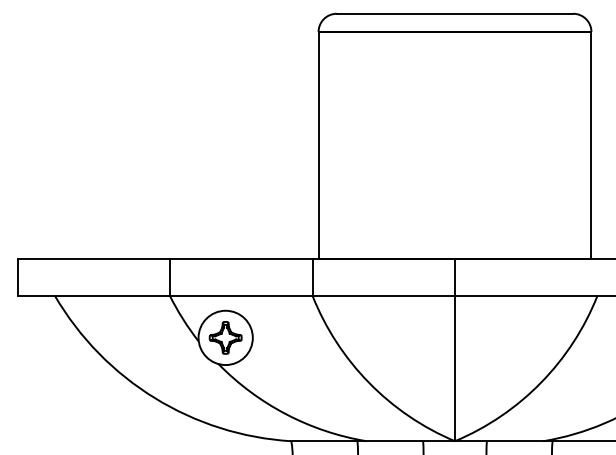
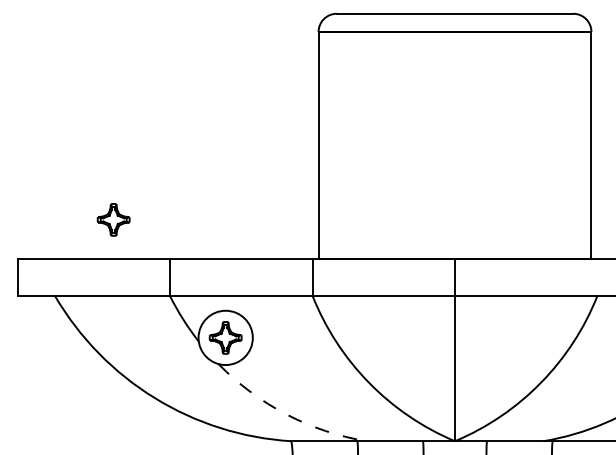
part: none -> present (113, 219)
arc: solid -> dashed (286, 414)
